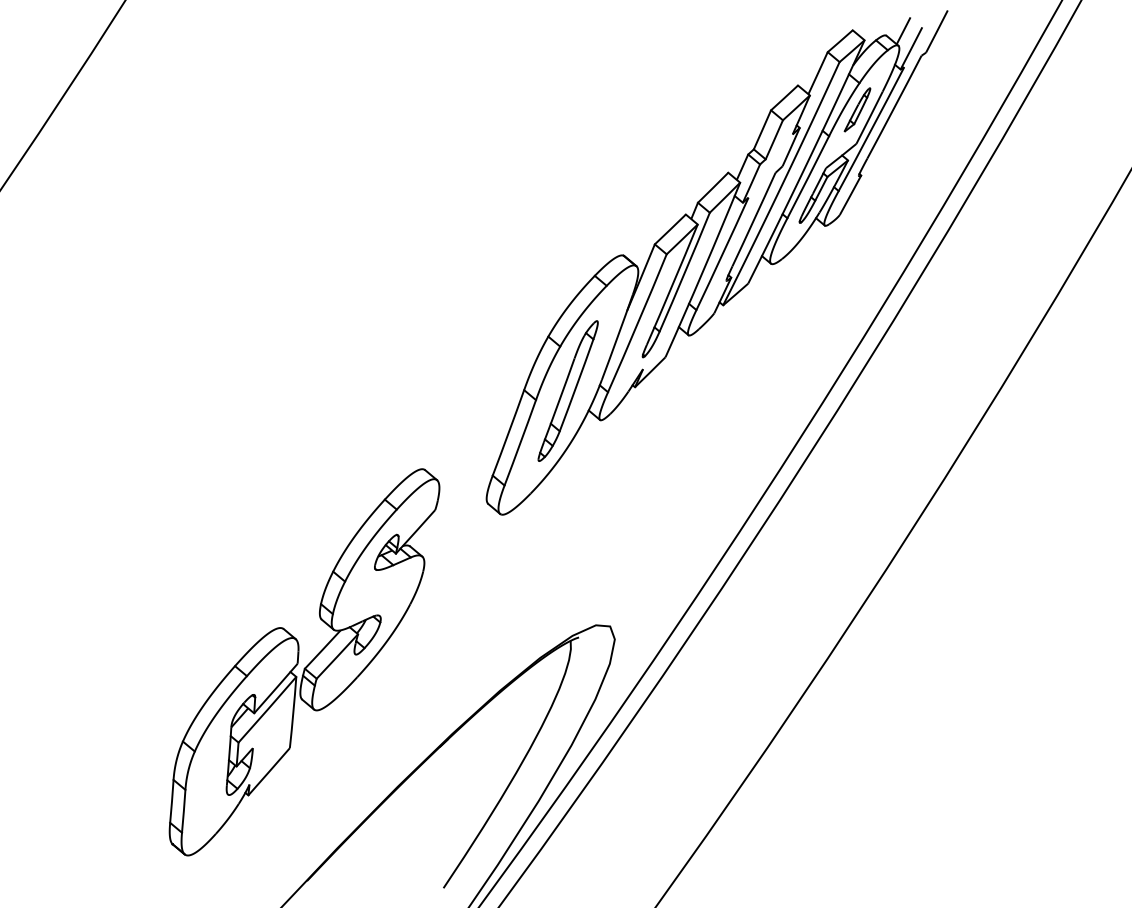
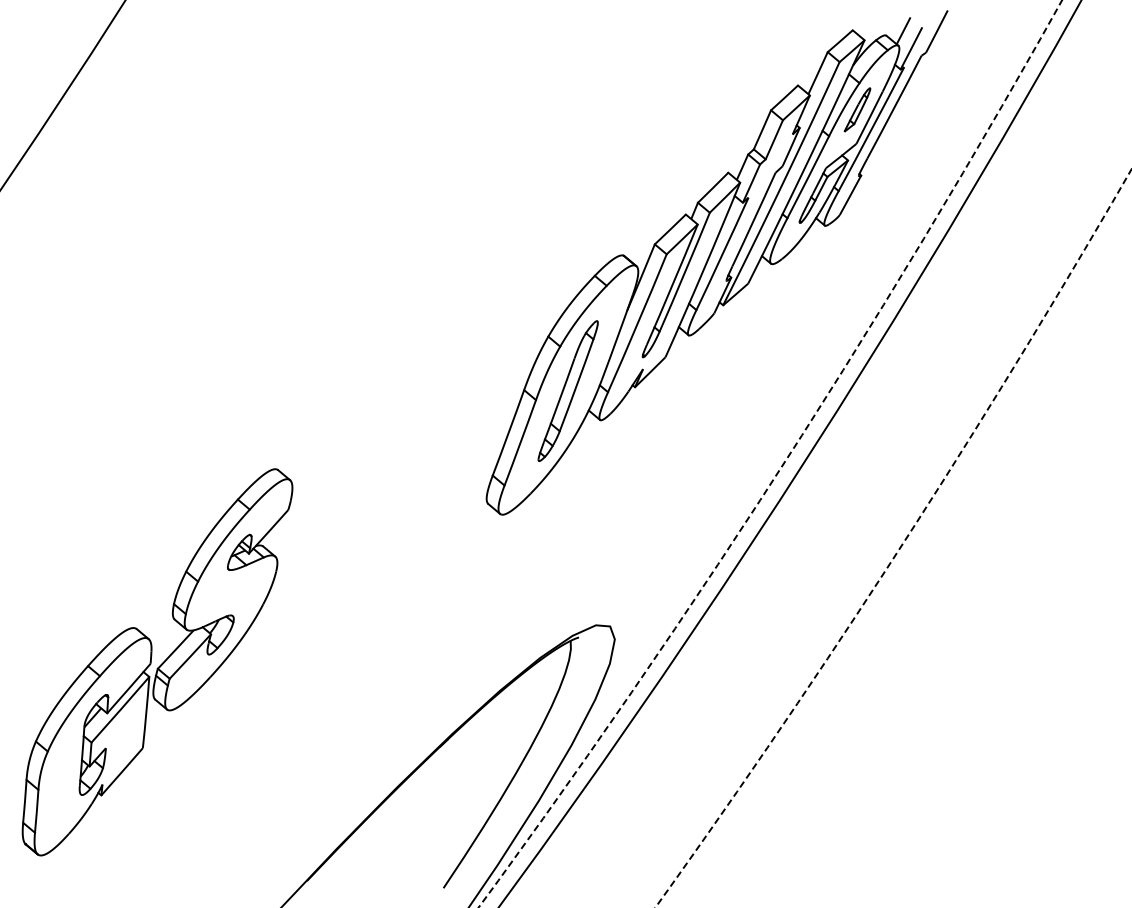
arc: solid -> dashed (784, 461)
circle: solid -> dashed (893, 537)
part position: (304, 662) -> (157, 662) (157, 662)
